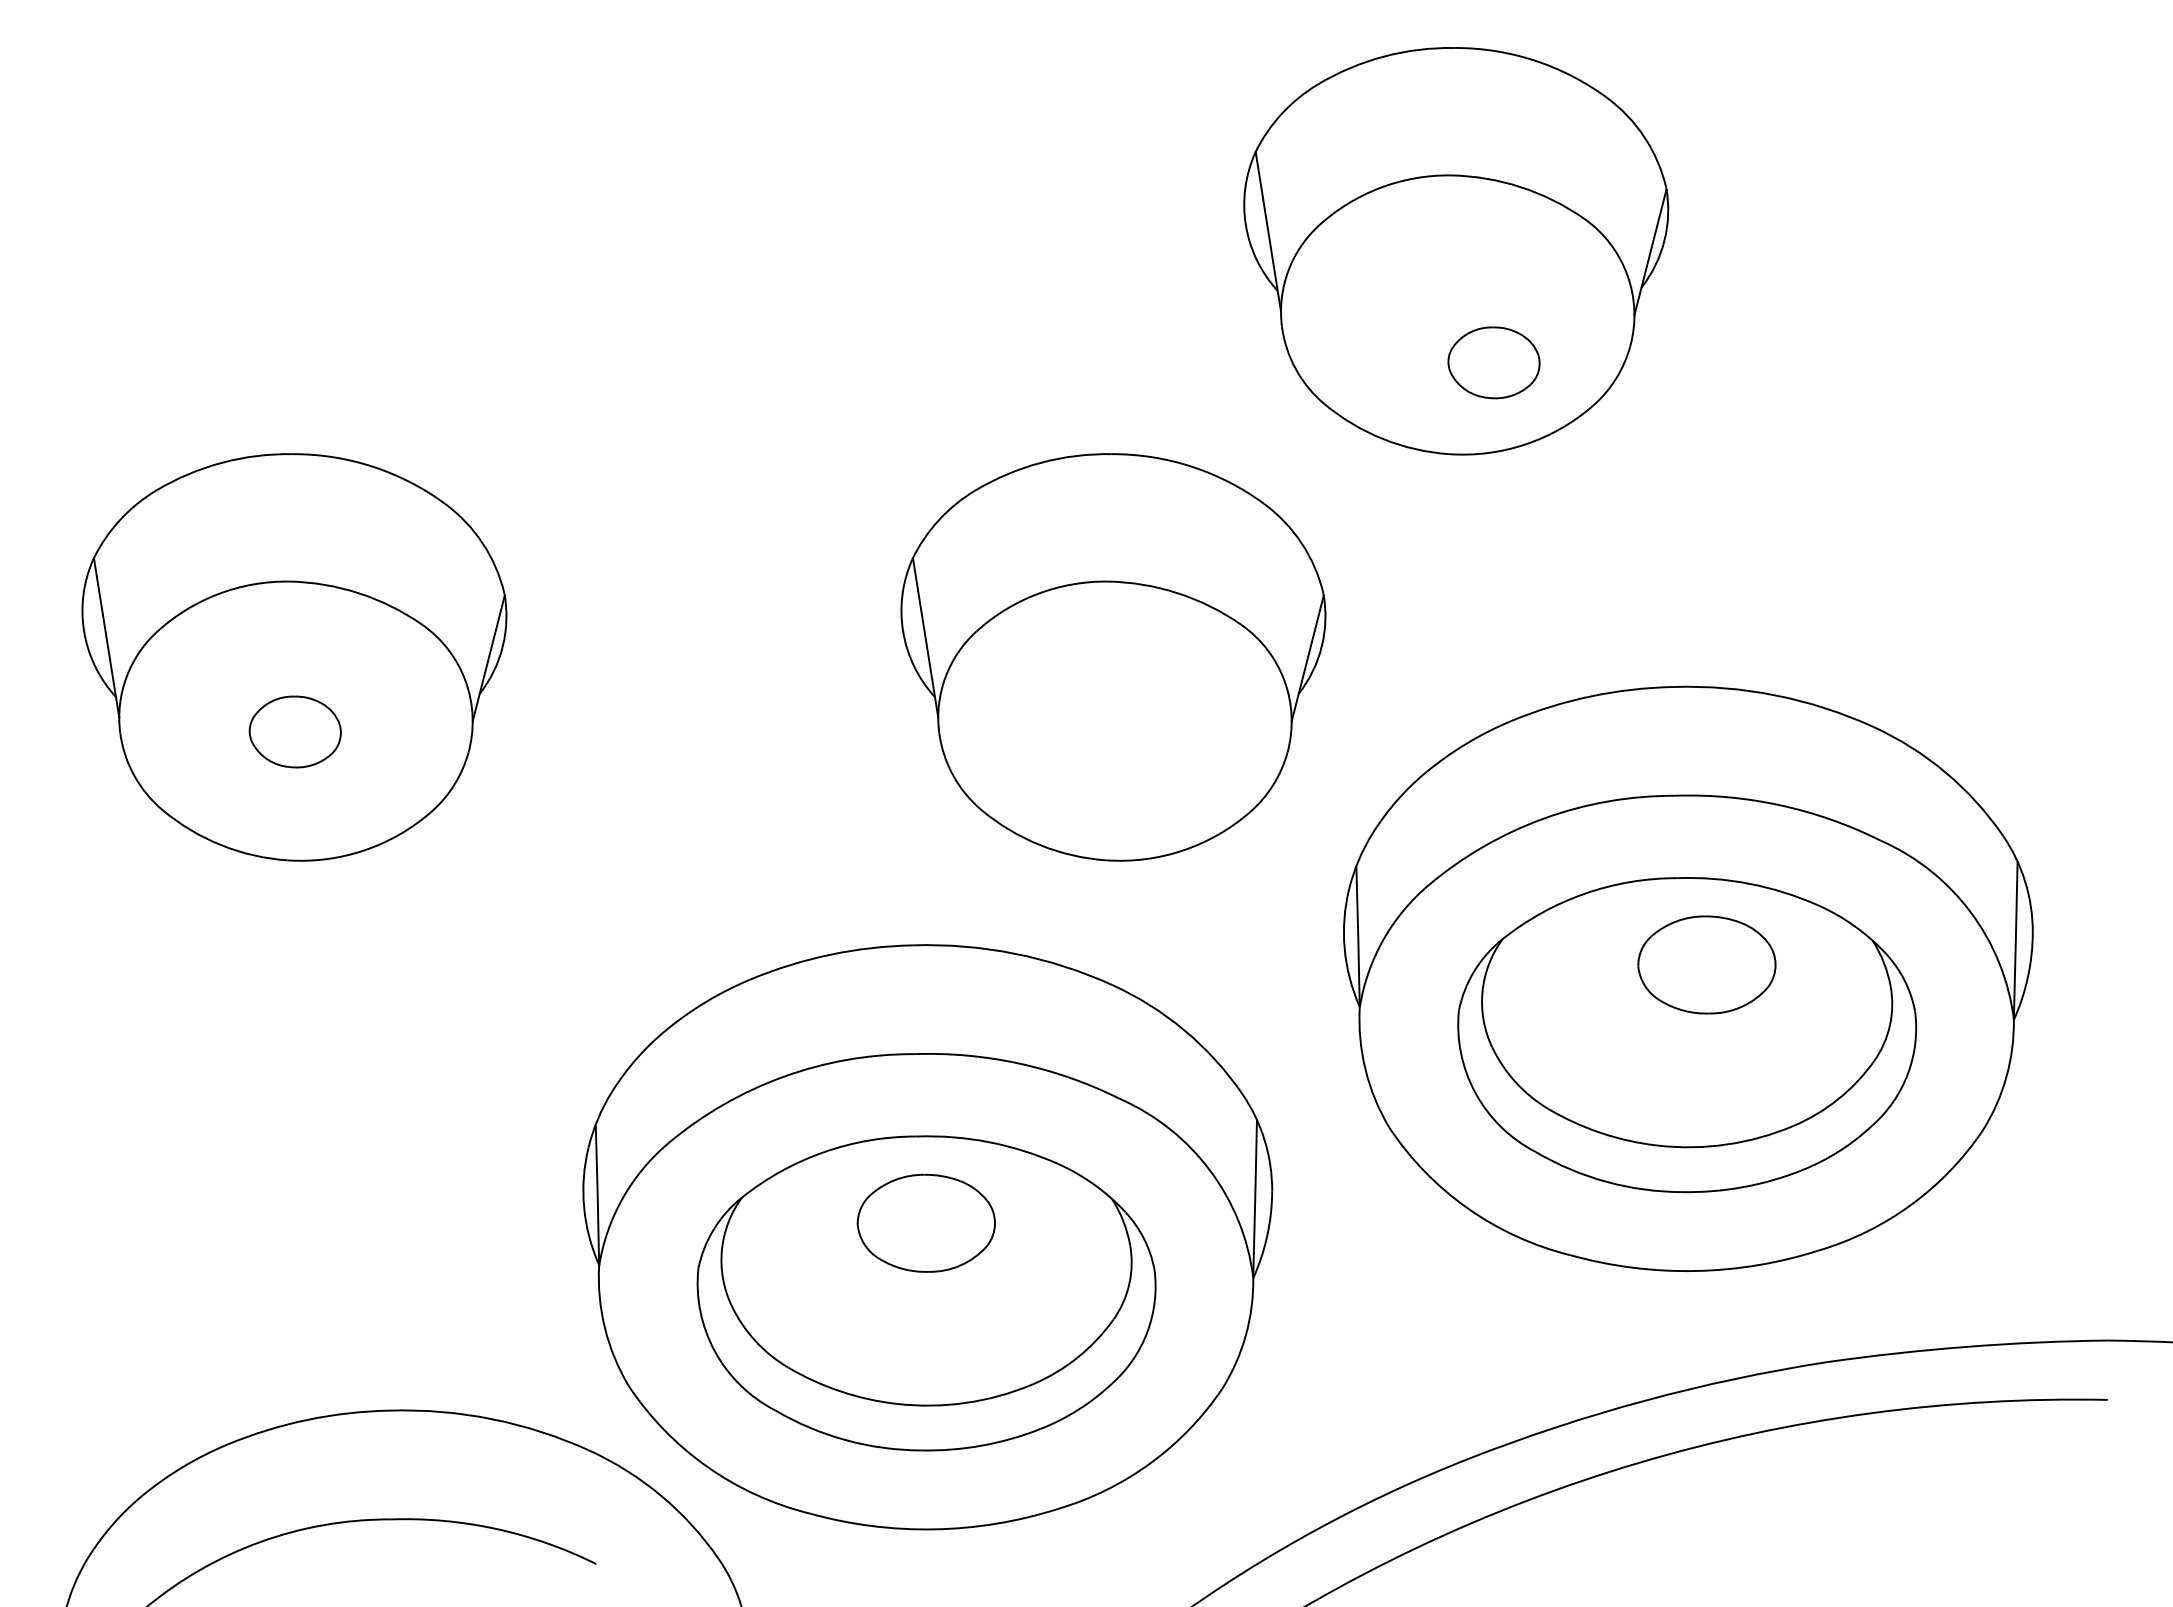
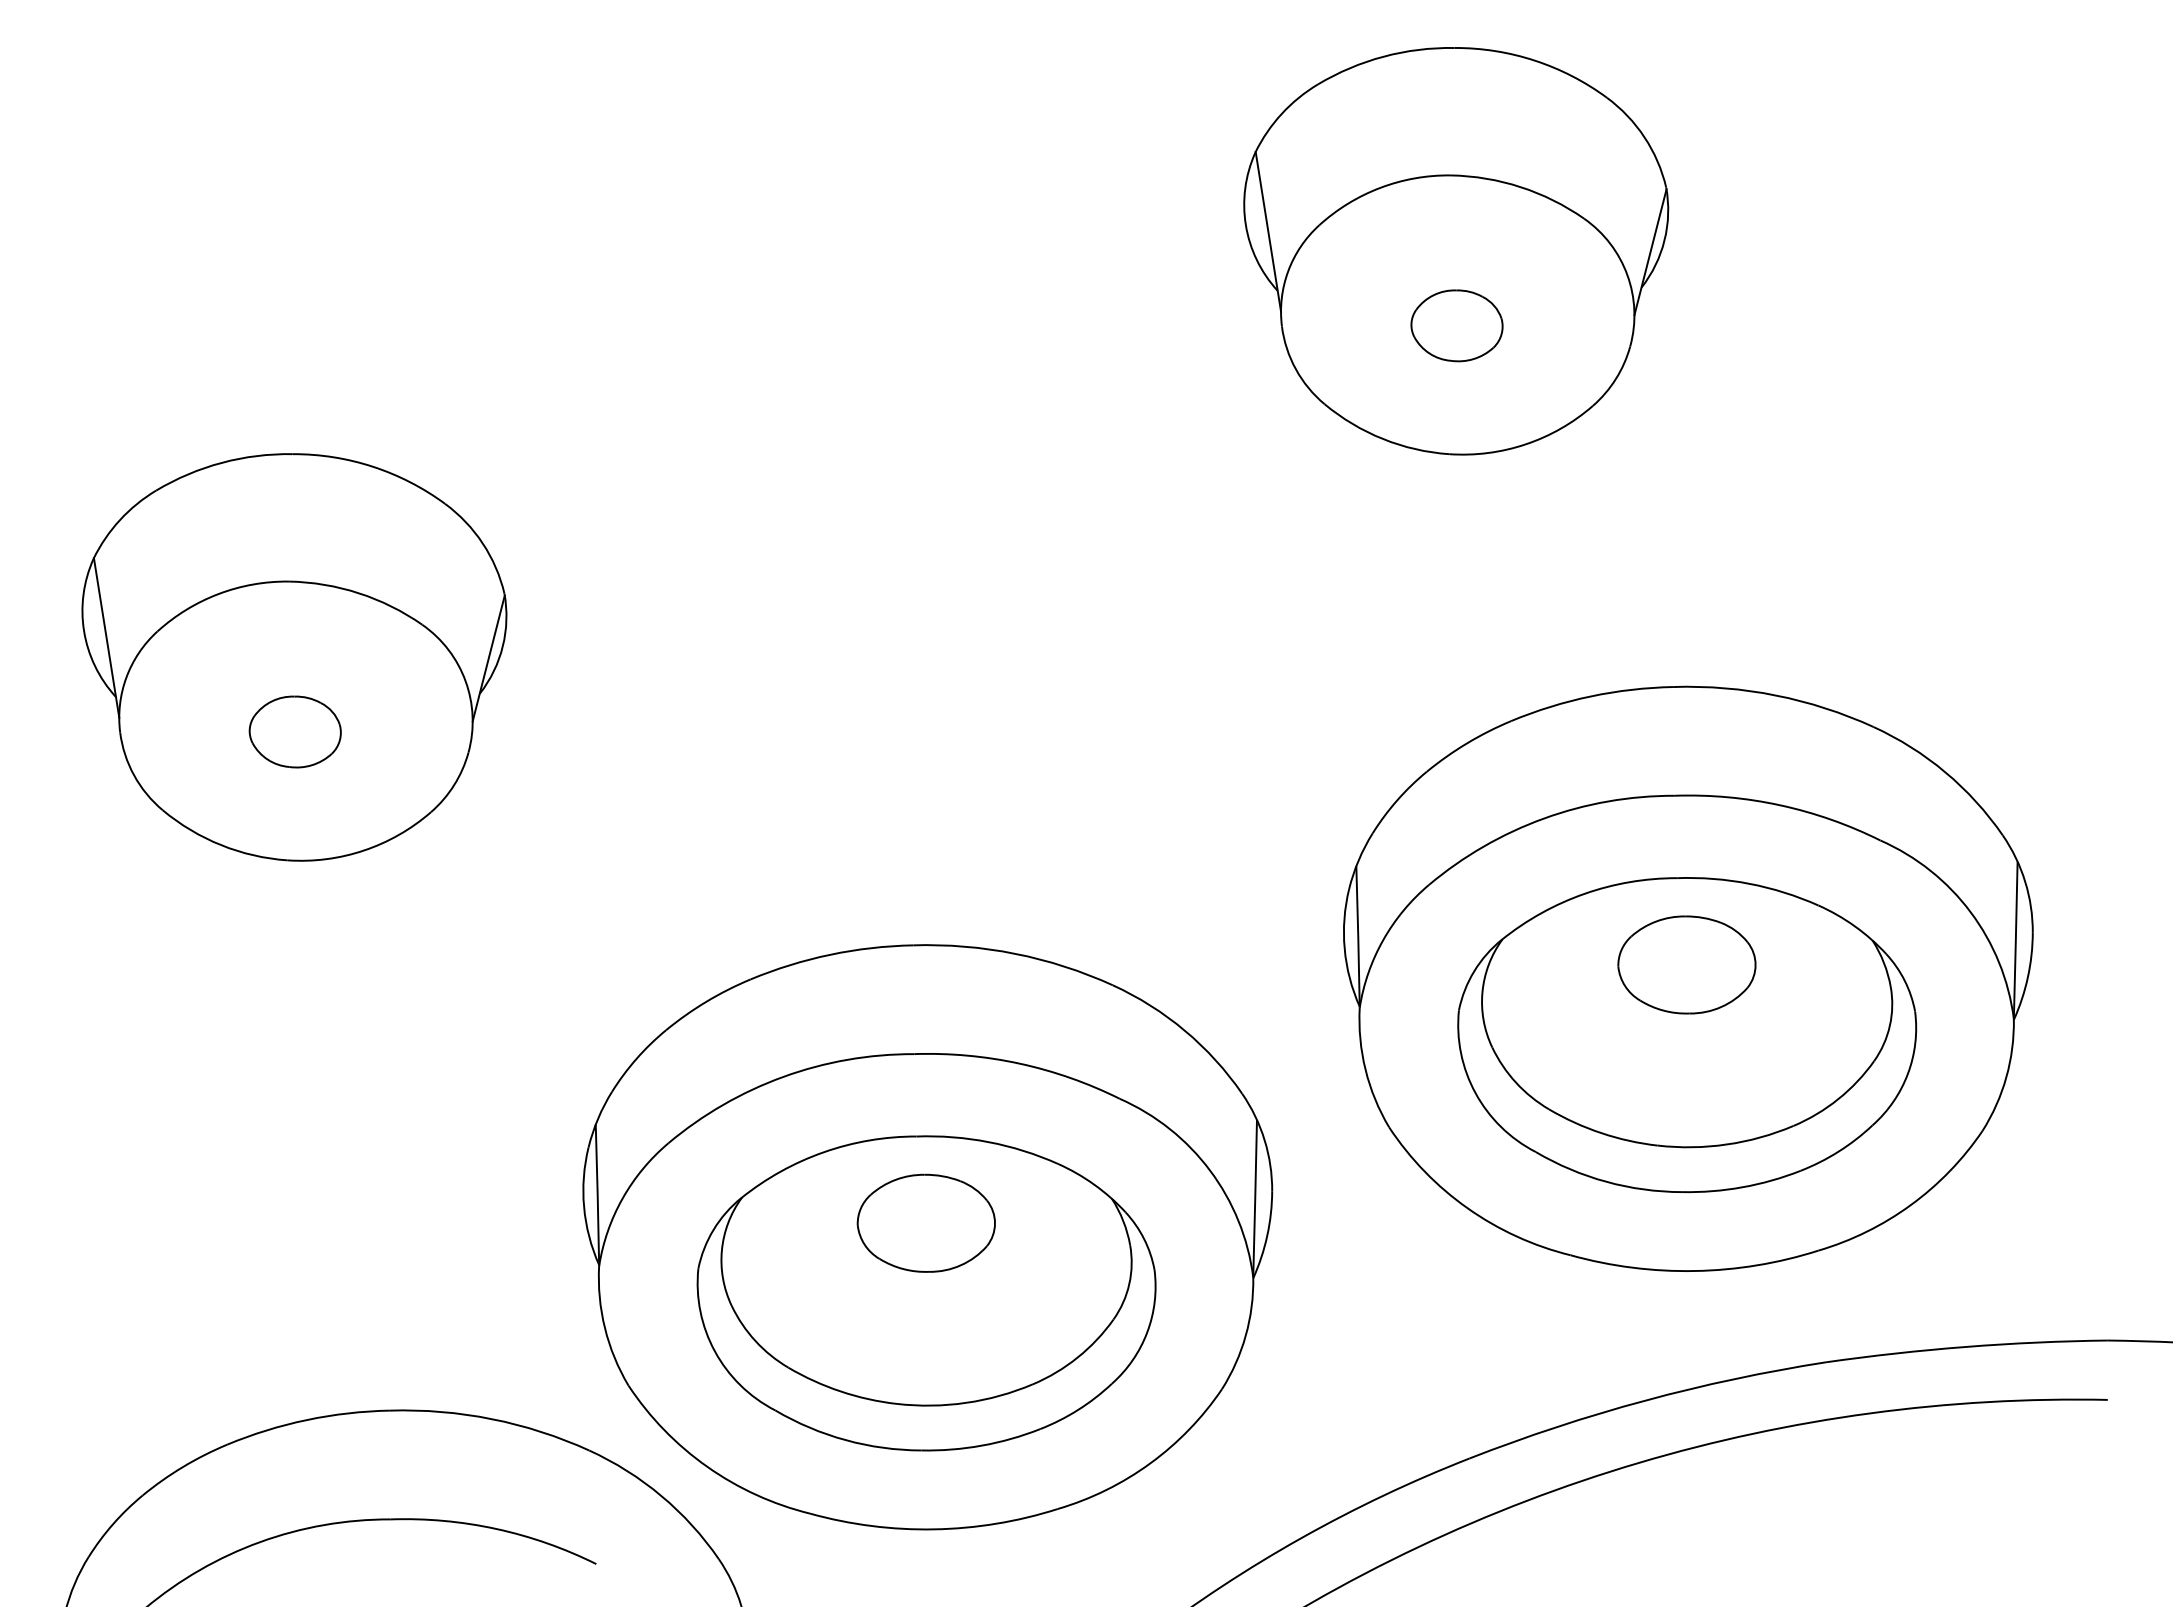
part position: (1493, 362) -> (1456, 325) (1456, 325)
part: present -> none (1113, 657)
part position: (1706, 964) -> (1686, 964) (1686, 964)
